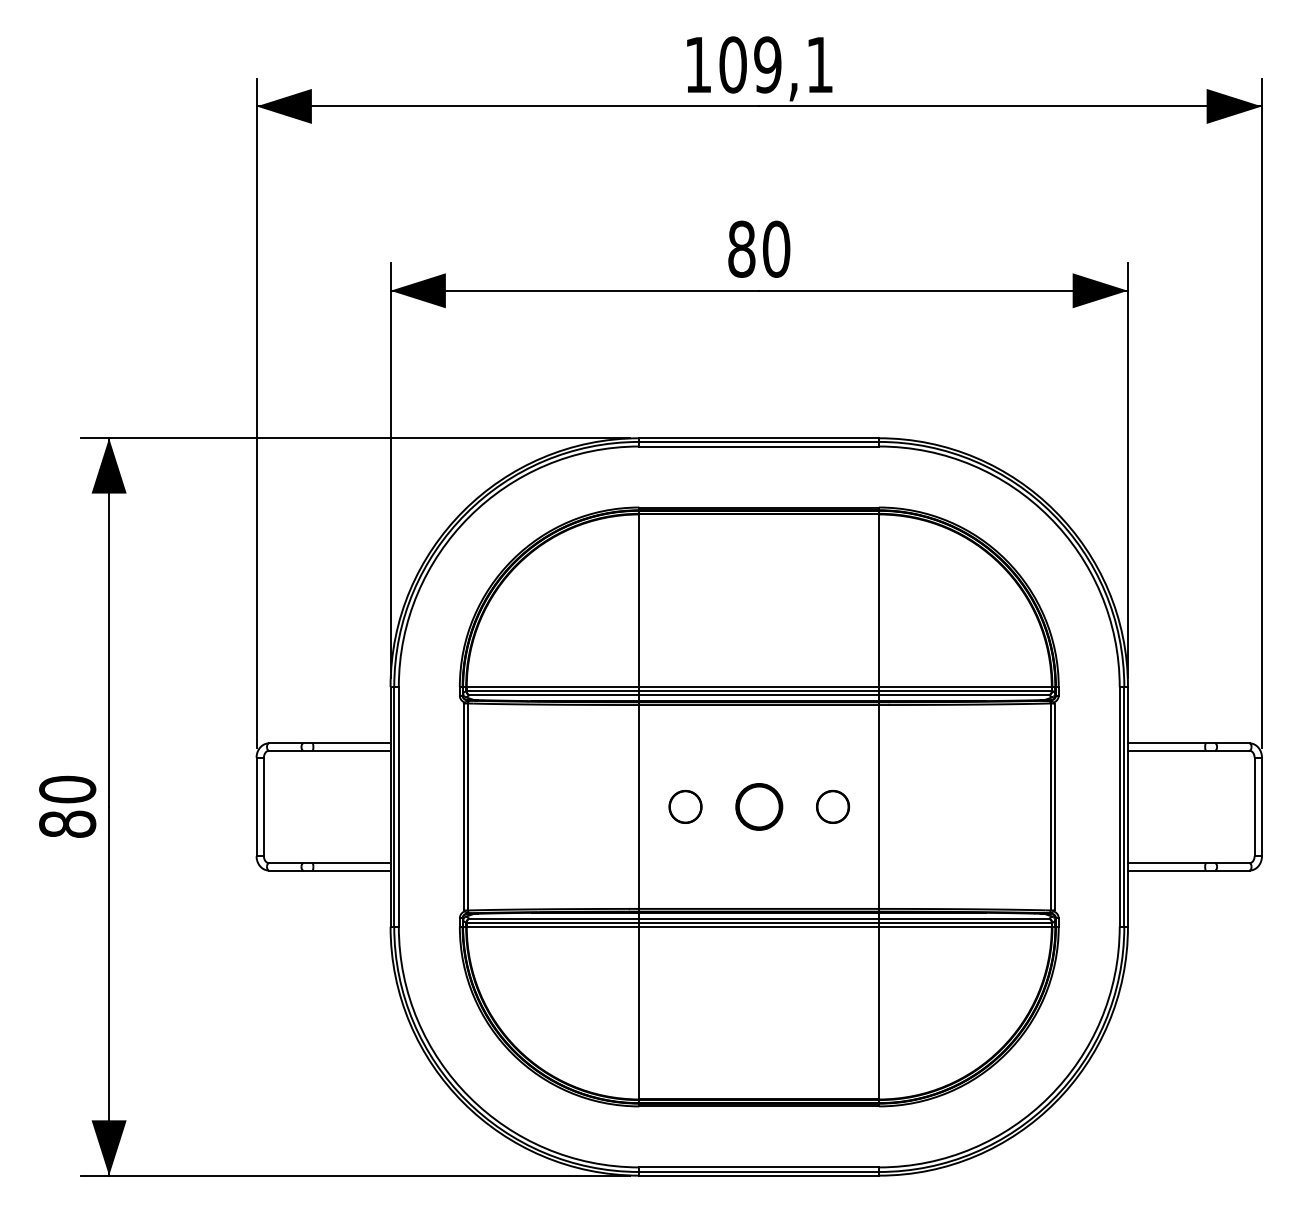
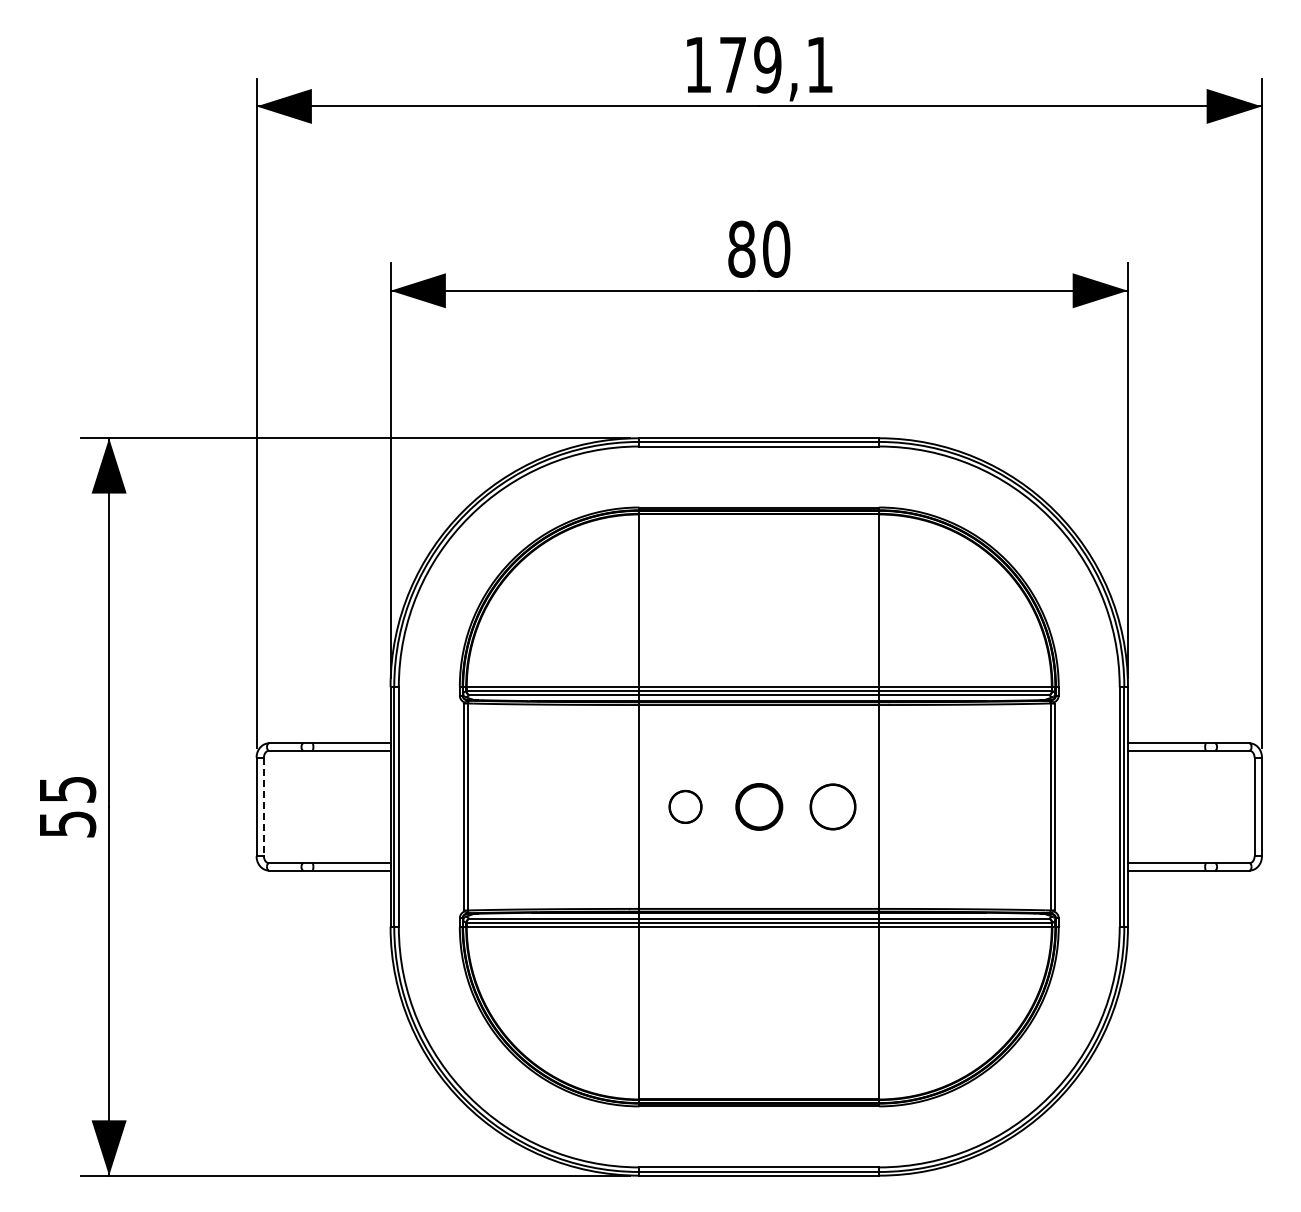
text: 109,1 -> 179,1 (732, 64)
text: 80 -> 55 (67, 806)
circle size: 34x34 px -> 48x48 px (832, 806)
line: solid -> dashed (263, 807)
